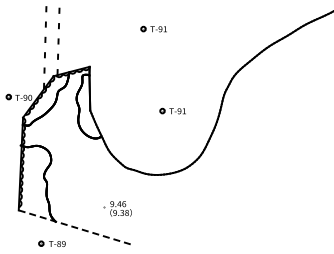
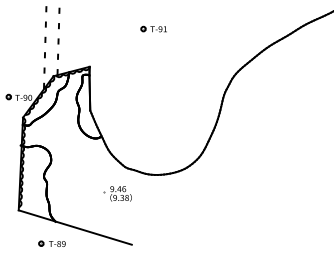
part: present -> none (172, 110)
part position: (117, 208) -> (117, 193) (117, 193)
line: dashed -> solid (75, 227)
